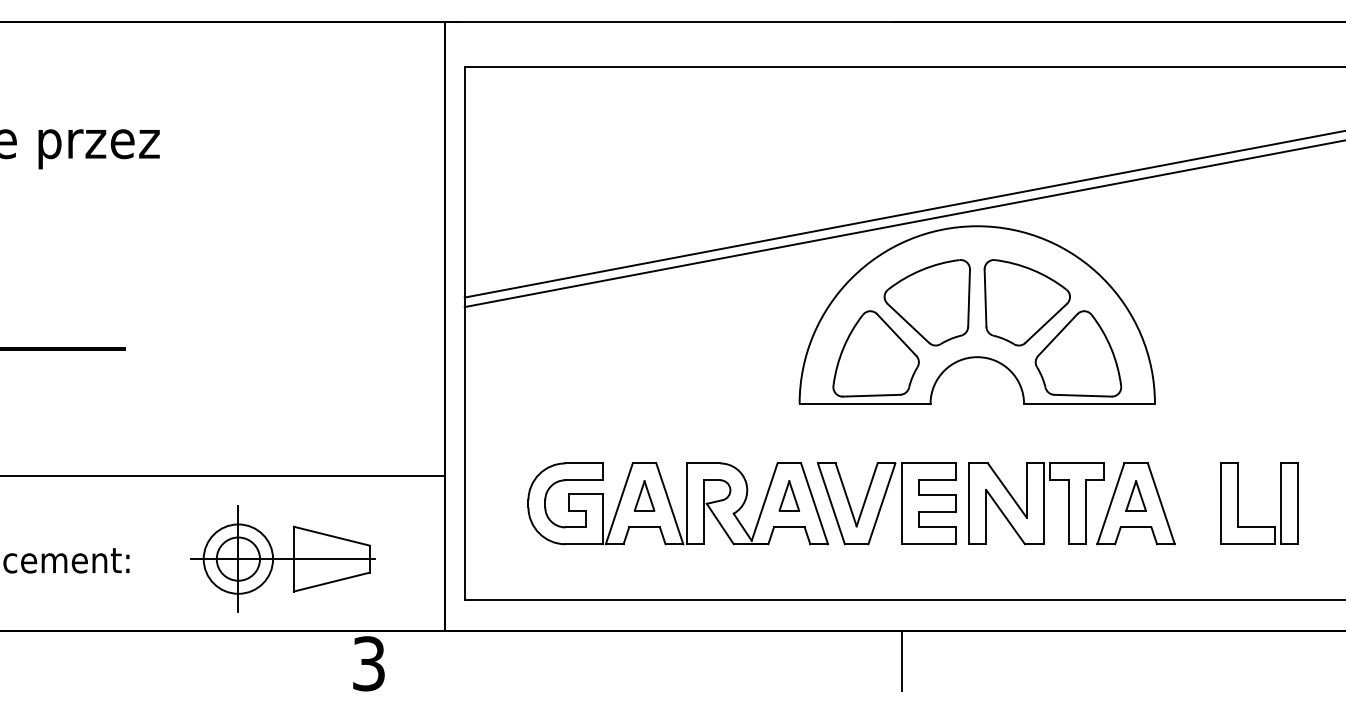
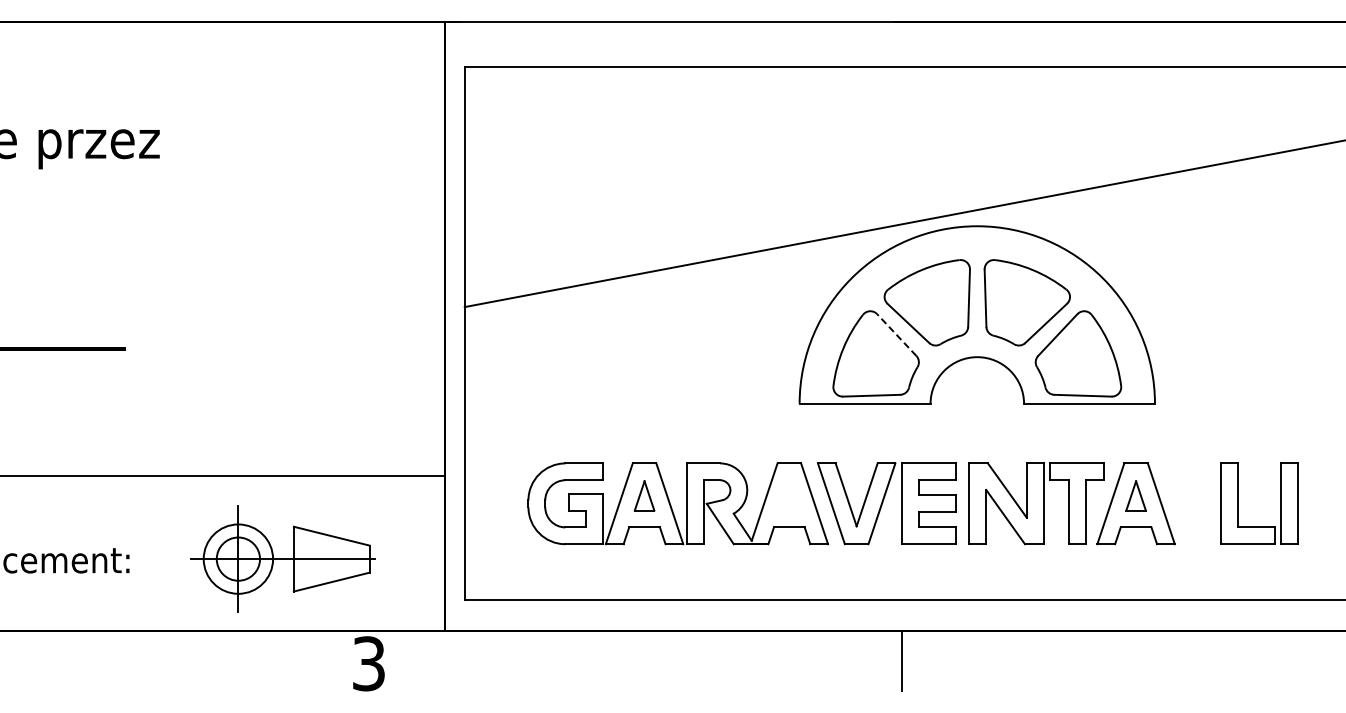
line: present -> none (903, 214)
line: solid -> dashed (896, 335)
part: present -> none (788, 495)
